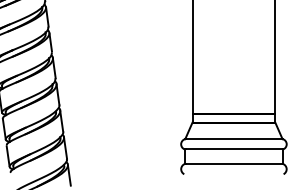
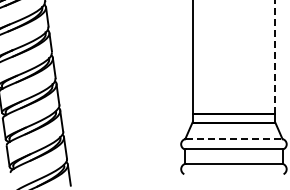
line: solid -> dashed (275, 57)
line: solid -> dashed (234, 139)
